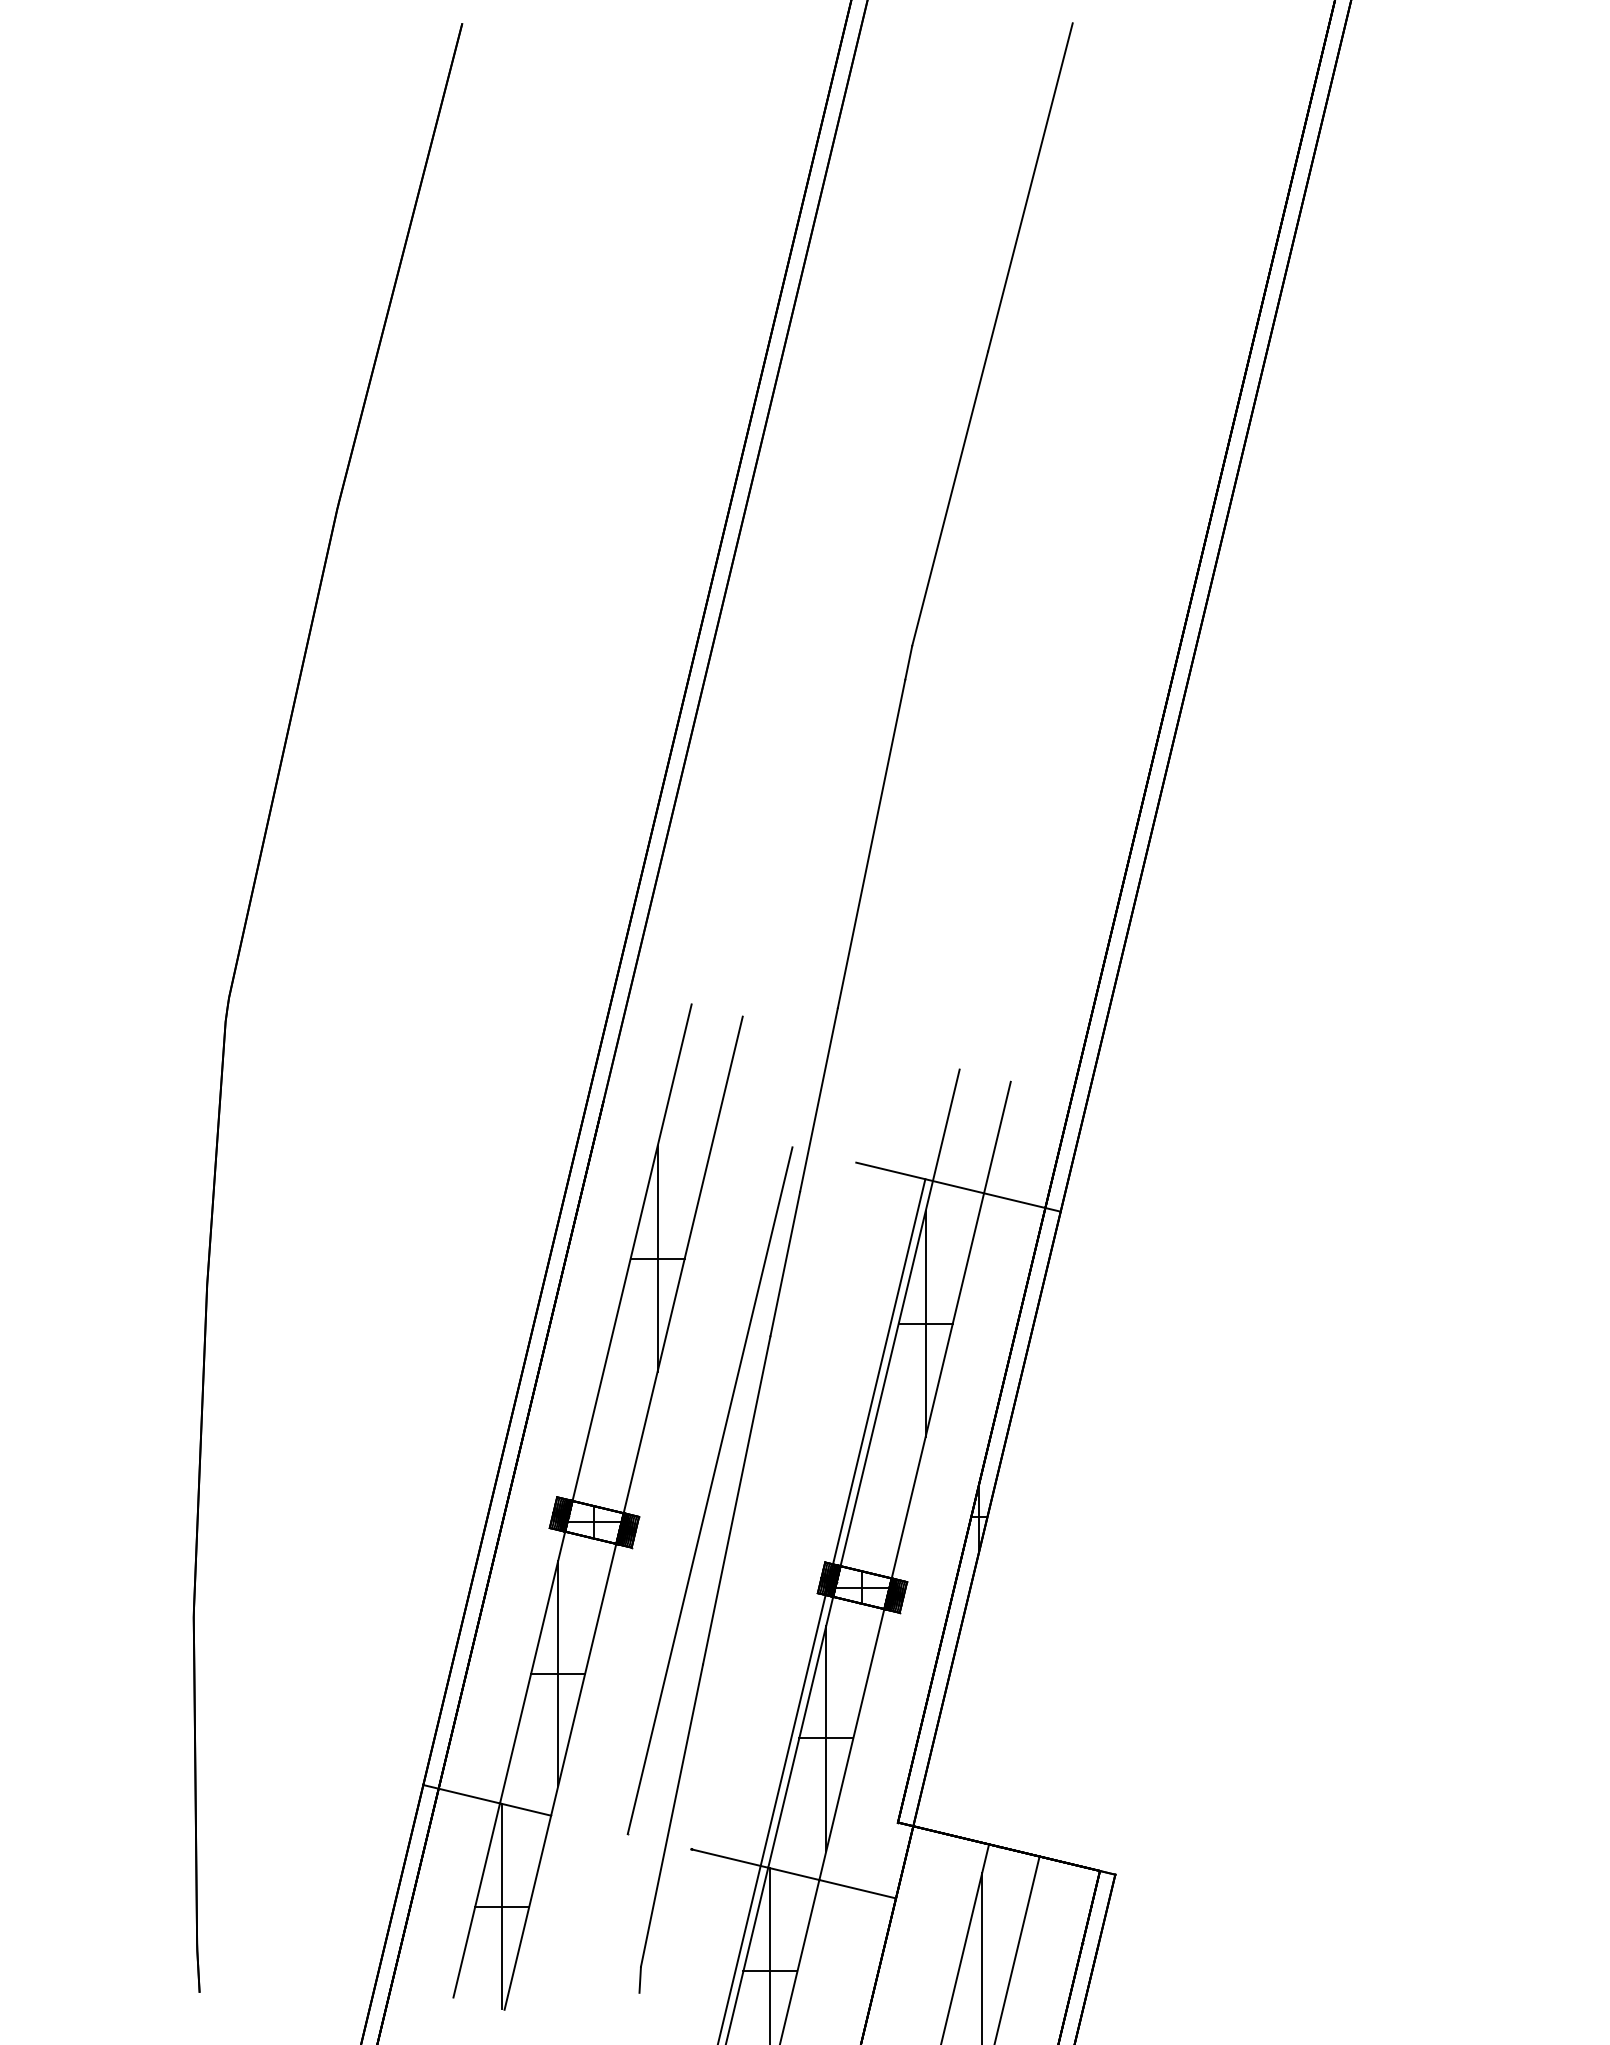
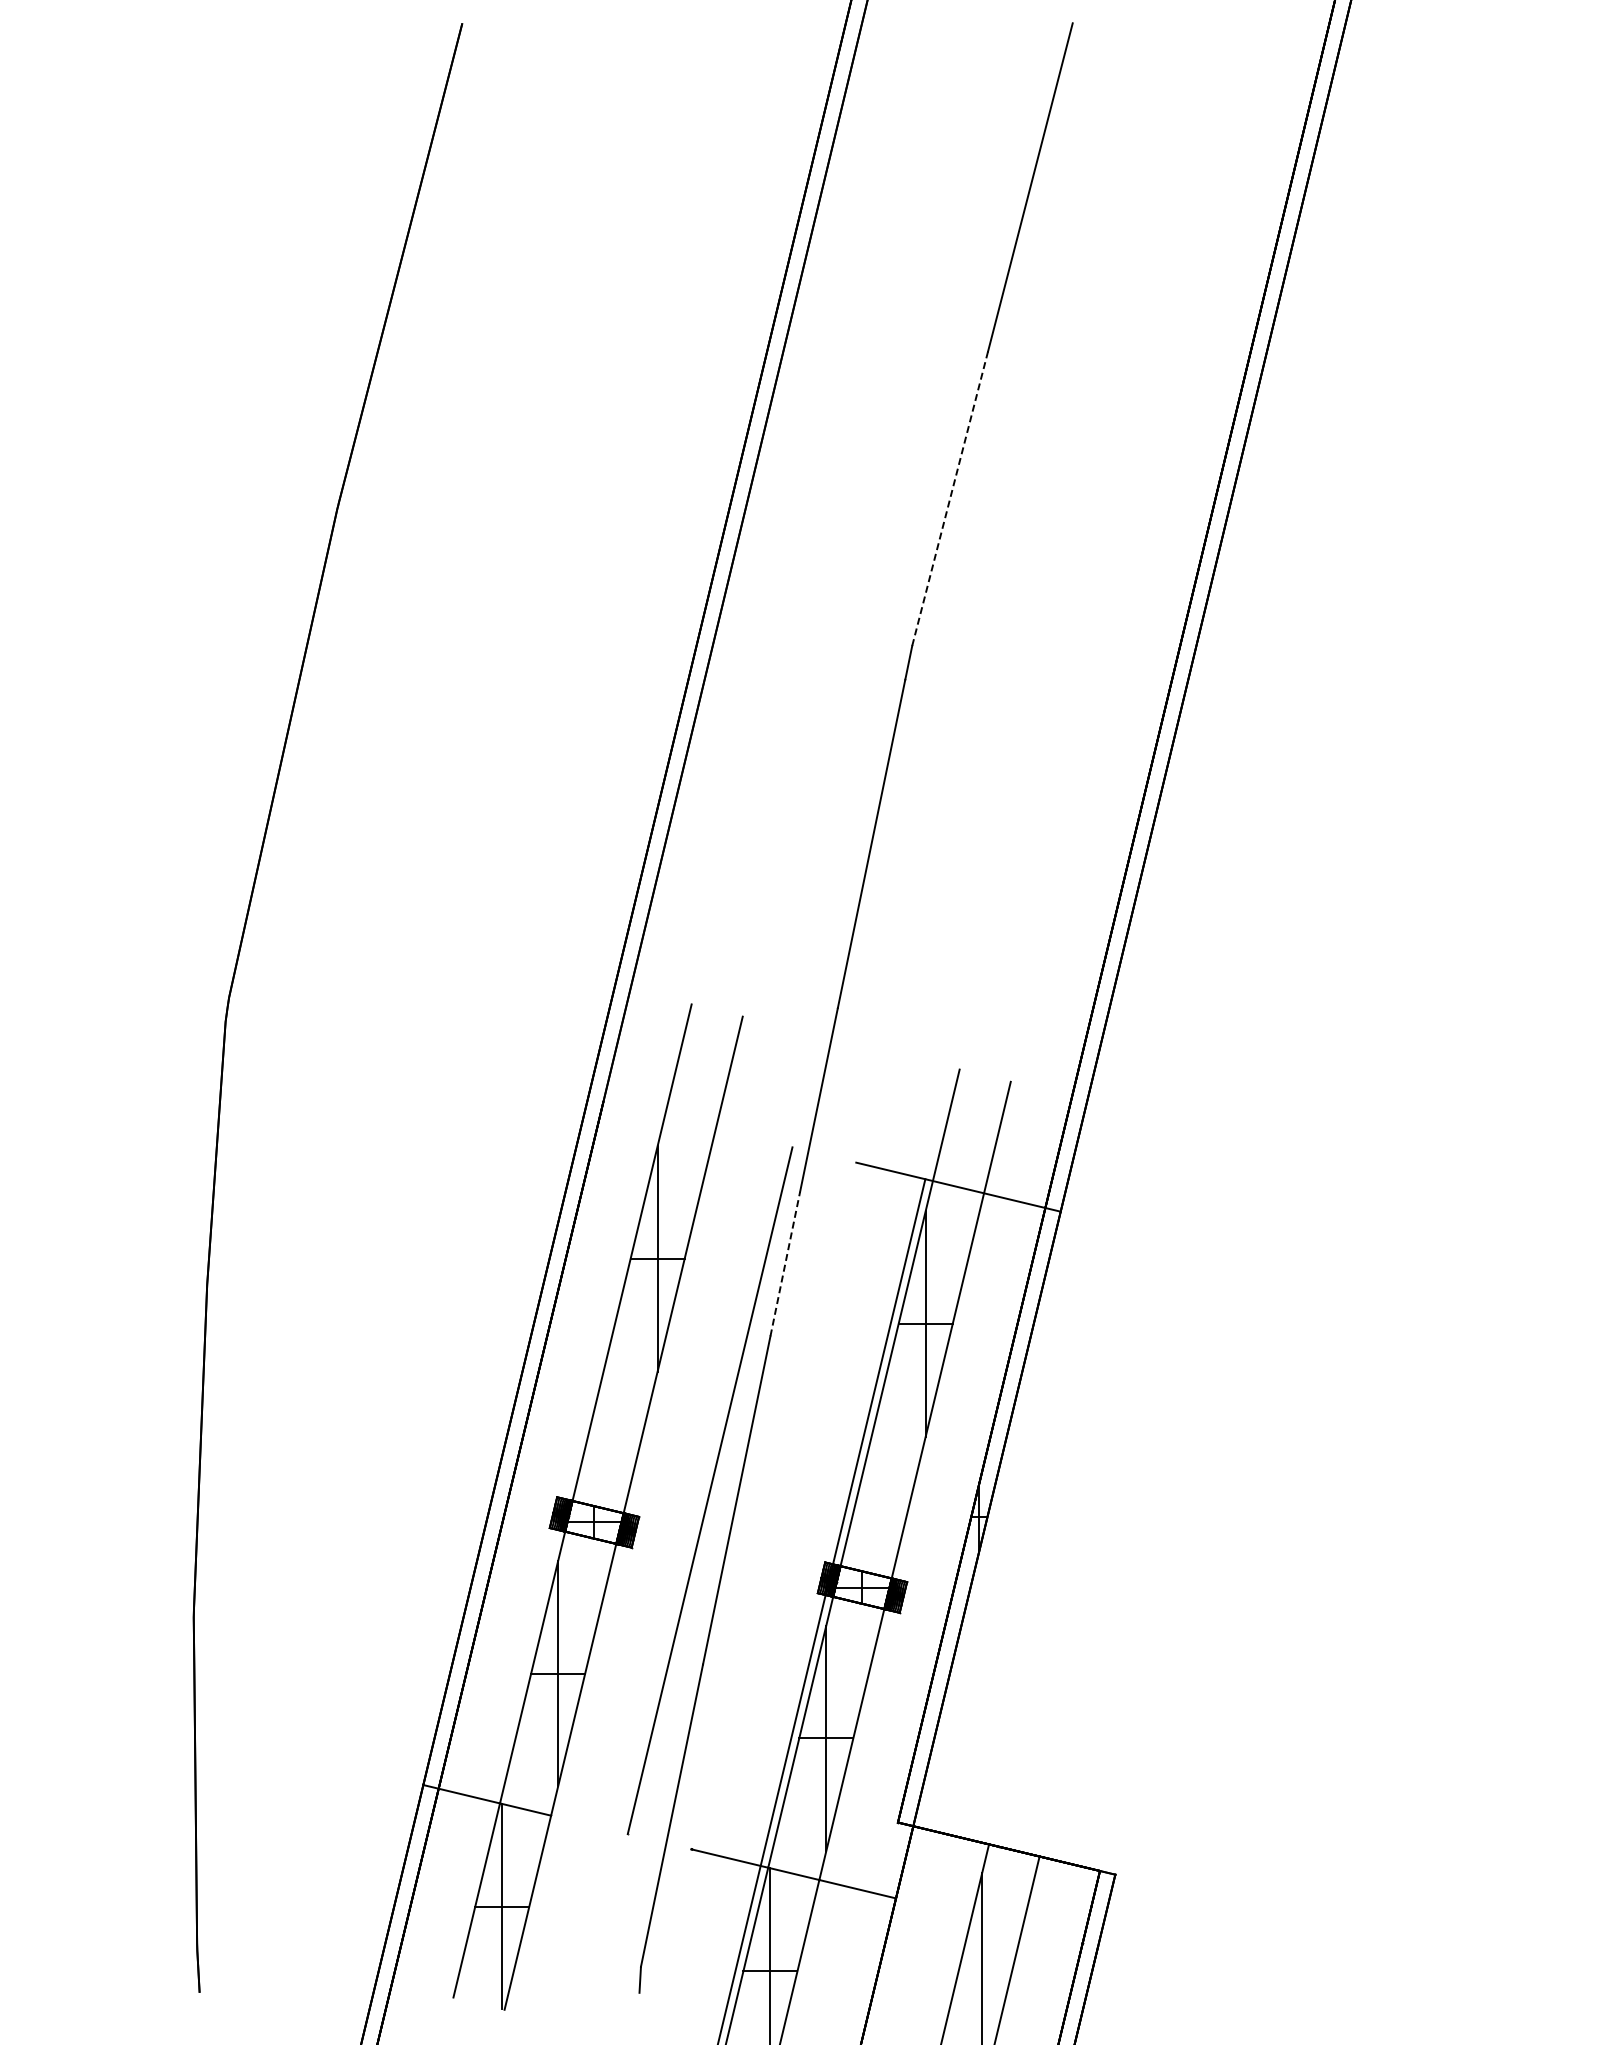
line: solid -> dashed (950, 498)
line: solid -> dashed (785, 1264)
